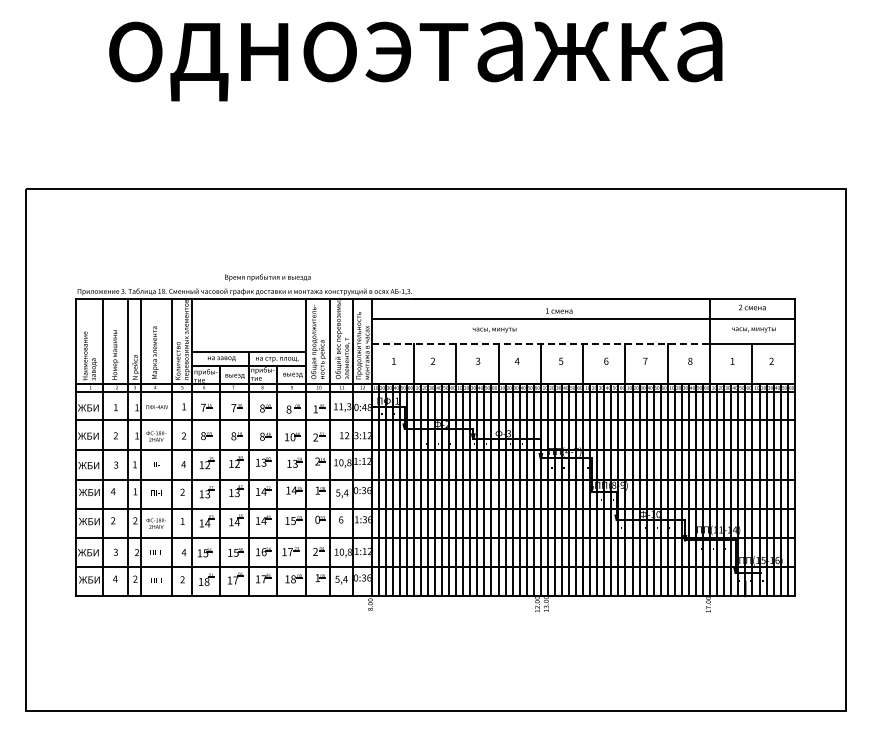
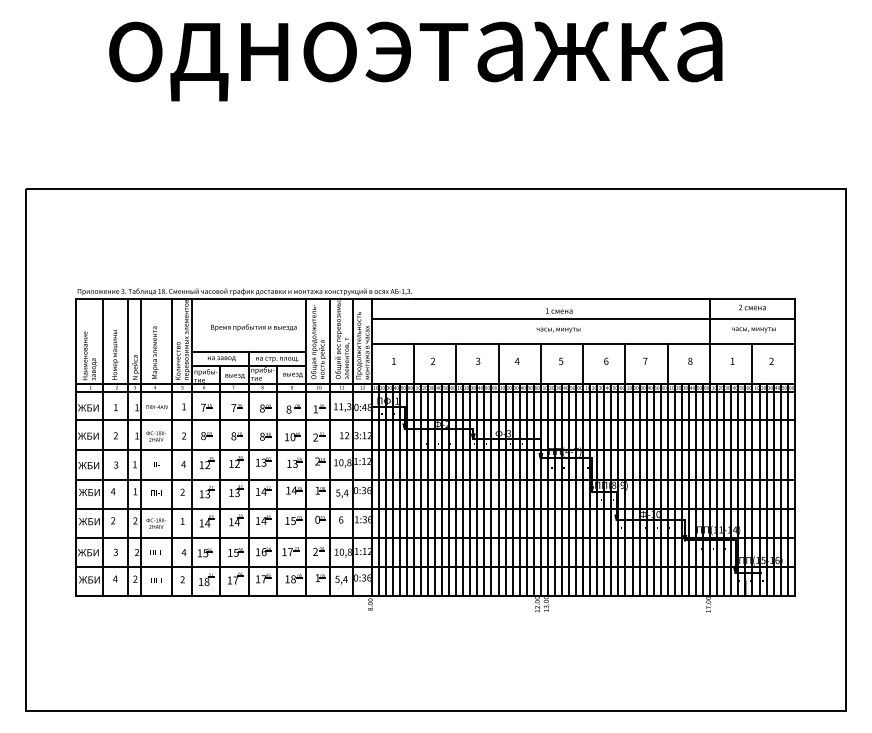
text position: (267, 277) -> (253, 327) (253, 327)
text position: (494, 329) -> (558, 329) (558, 329)
line: dashed -> solid (541, 343)
